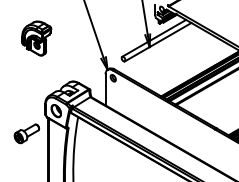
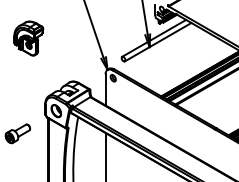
part position: (36, 38) -> (28, 38) (28, 38)
part position: (26, 133) -> (17, 133) (17, 133)
line: none -> present (105, 155)
